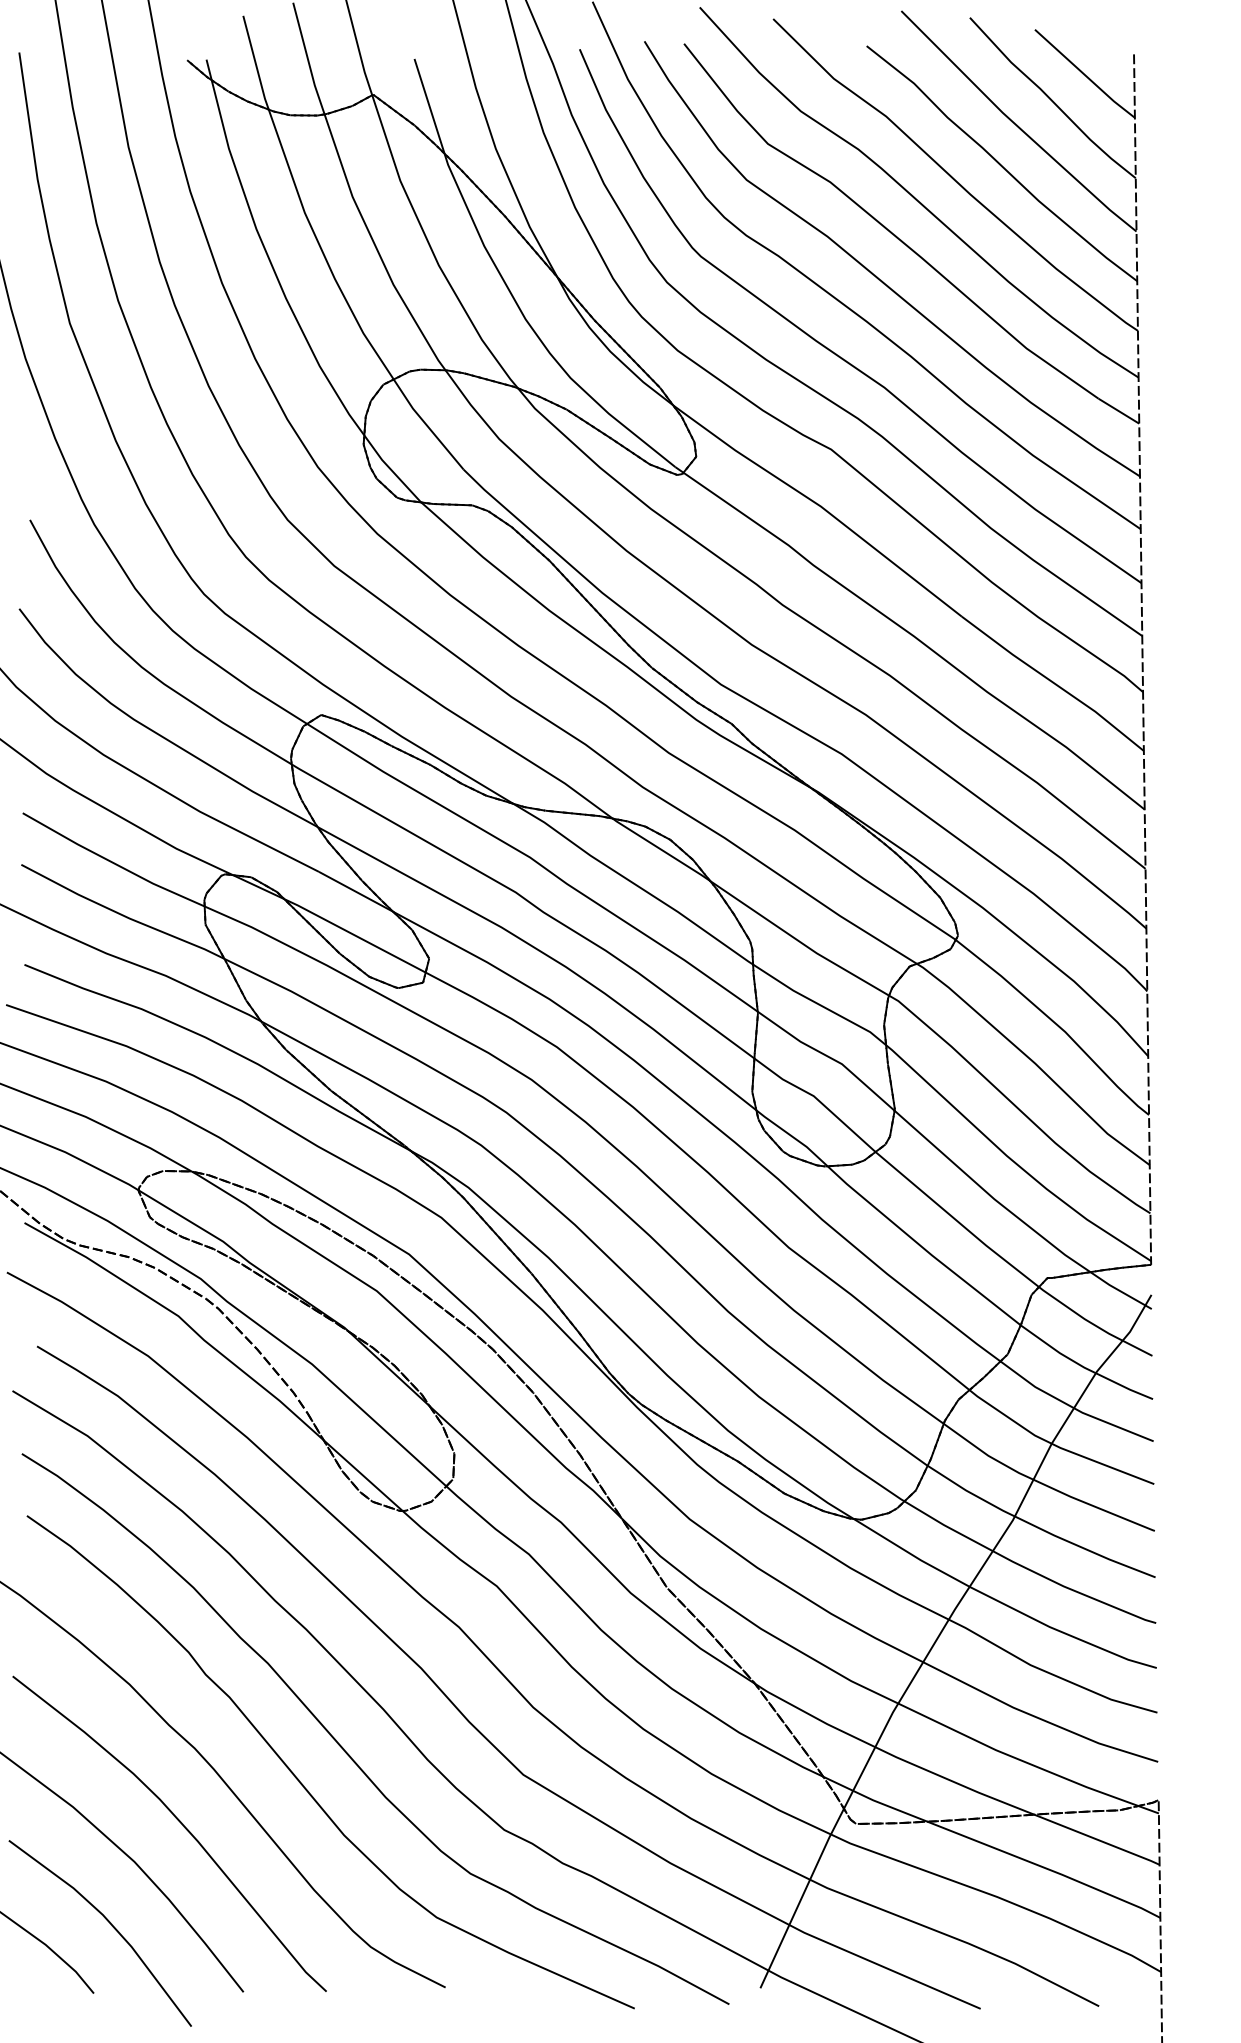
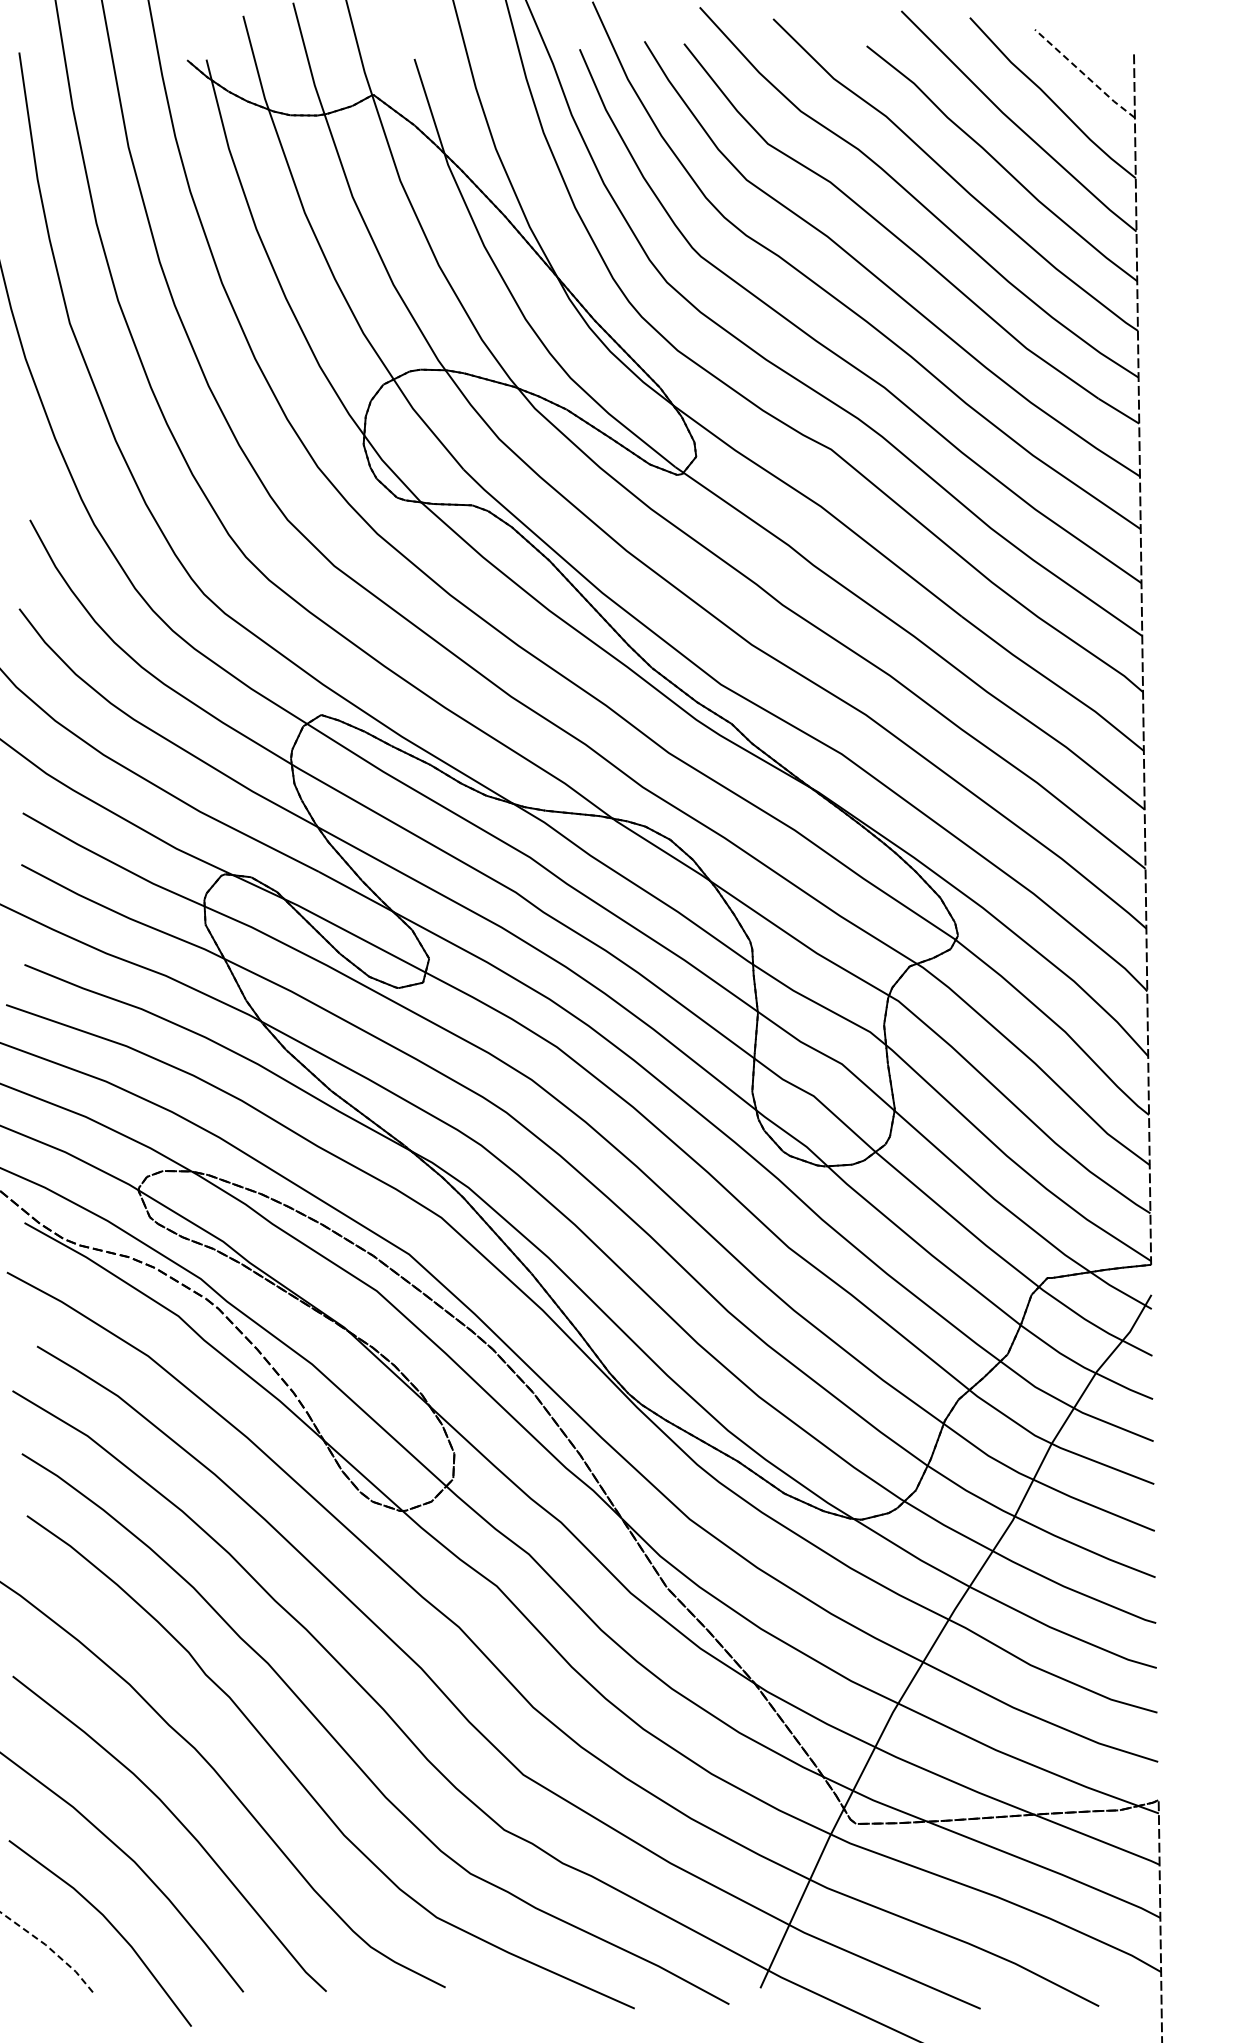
line: solid -> dashed (1084, 74)
line: solid -> dashed (50, 1949)
